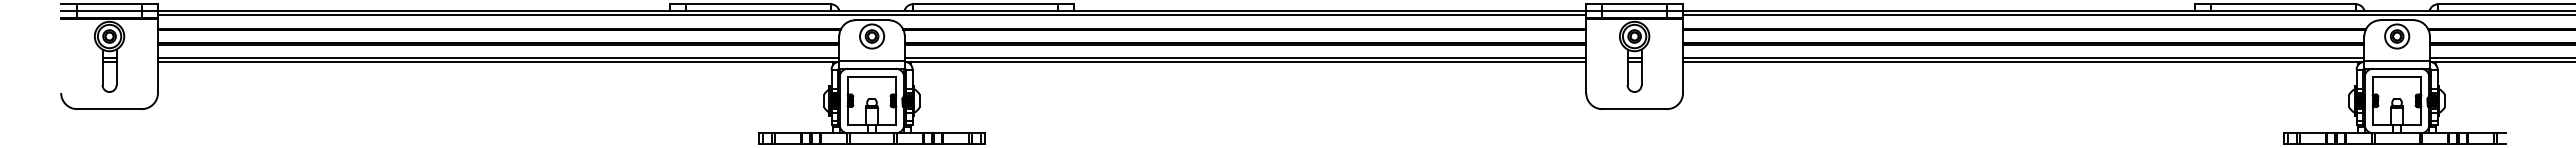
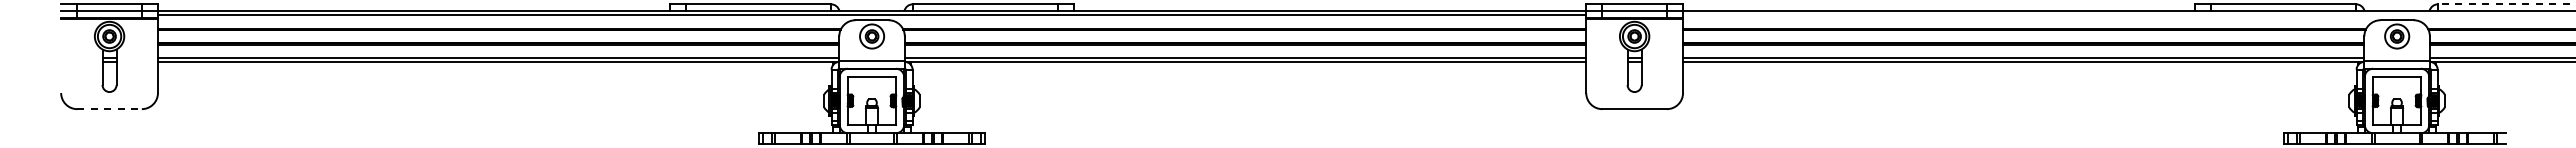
line: solid -> dashed (2506, 4)
line: present -> none (2127, 14)
line: solid -> dashed (110, 109)
